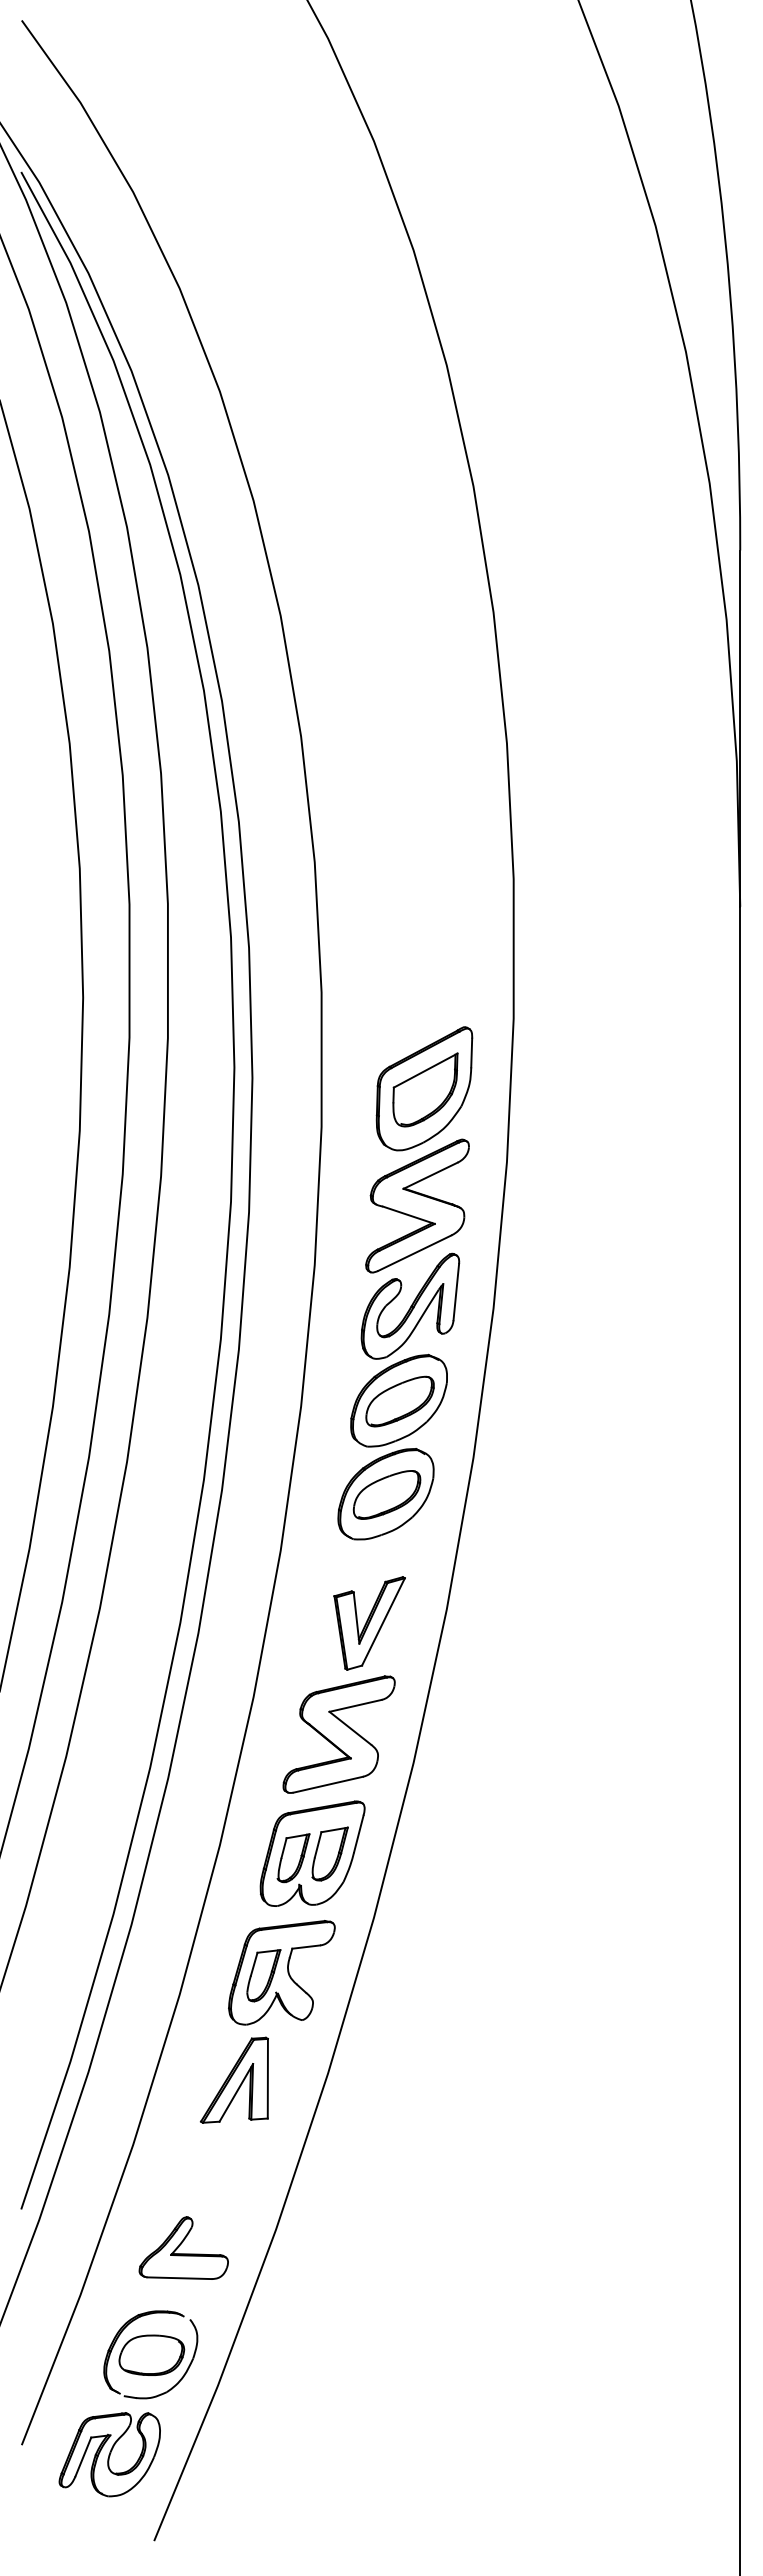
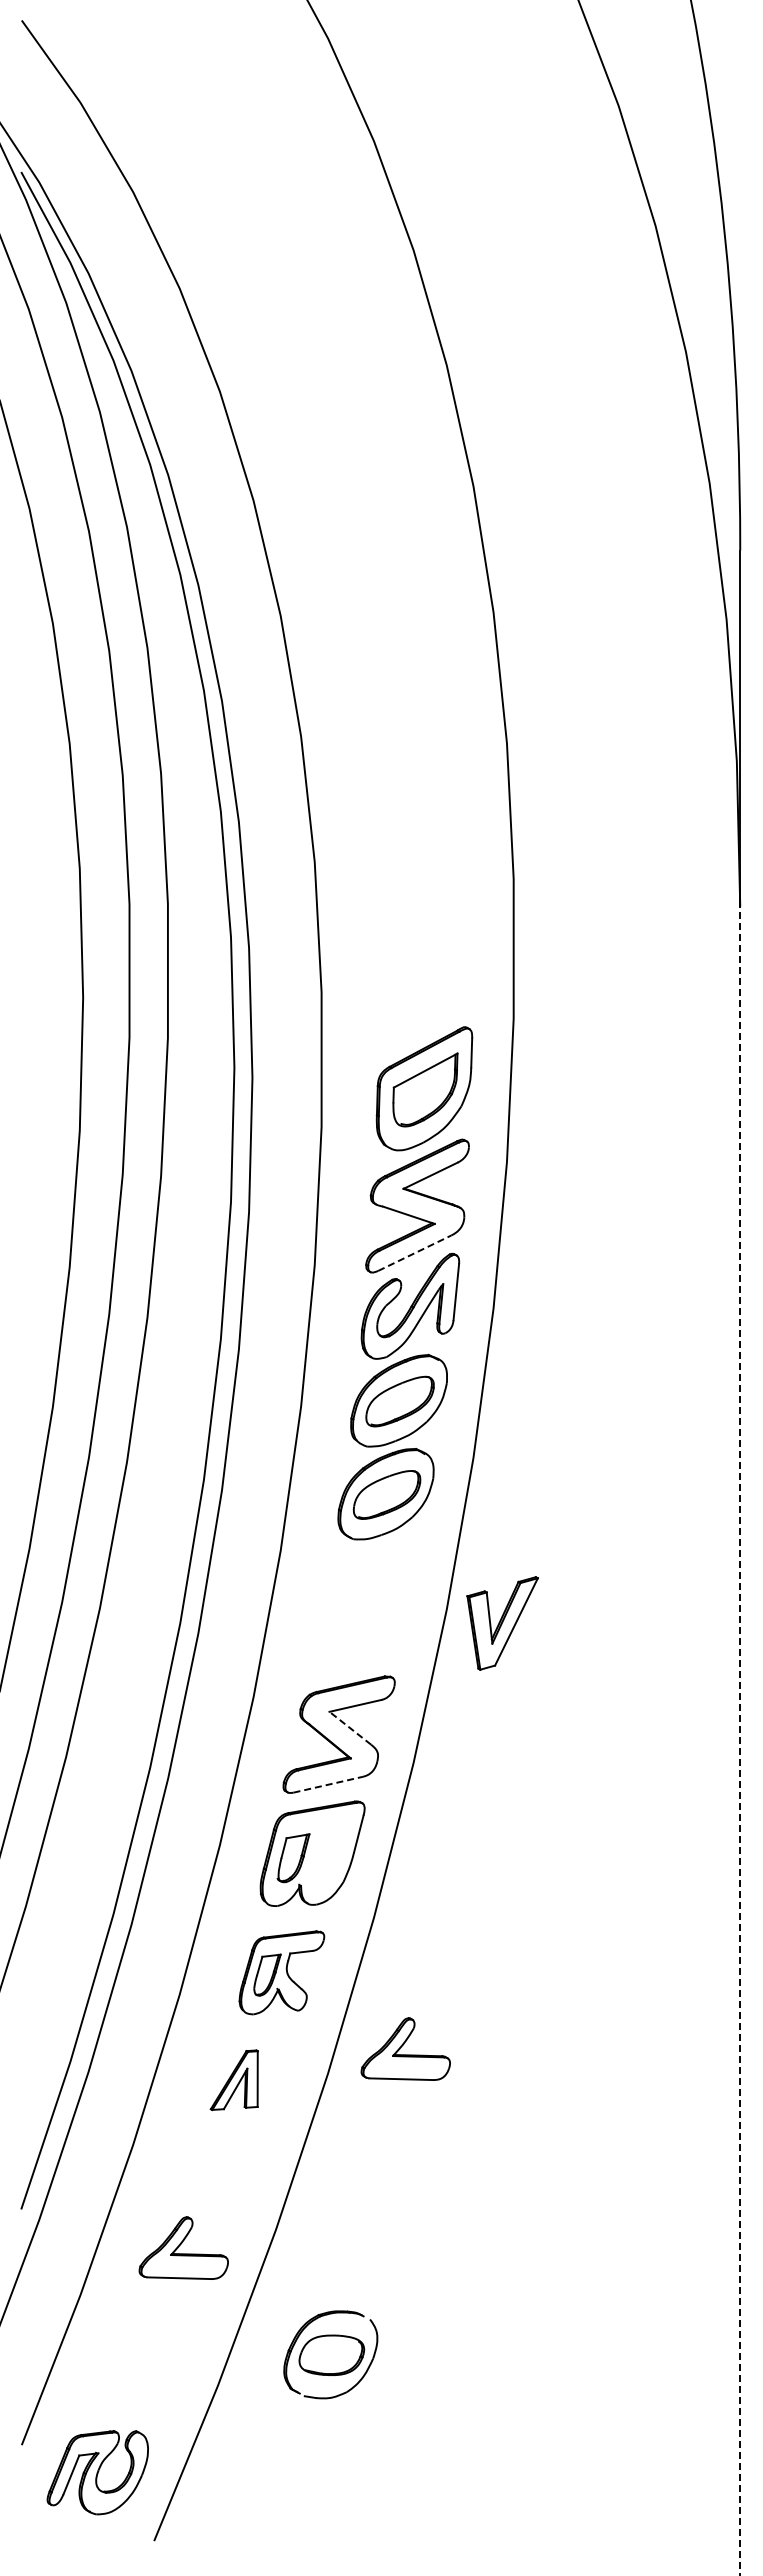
line: solid -> dashed (414, 1253)
part position: (369, 1623) -> (502, 1623) (502, 1623)
line: solid -> dashed (350, 1728)
line: solid -> dashed (740, 1740)
line: solid -> dashed (328, 1784)
part: present -> none (329, 1853)
part size: 108x106 px -> 88x86 px (281, 1972)
part: none -> present (405, 2048)
part size: 70x88 px -> 50x63 px (233, 2080)
part position: (150, 2354) -> (330, 2354) (330, 2354)
part position: (109, 2454) -> (97, 2472) (97, 2472)
